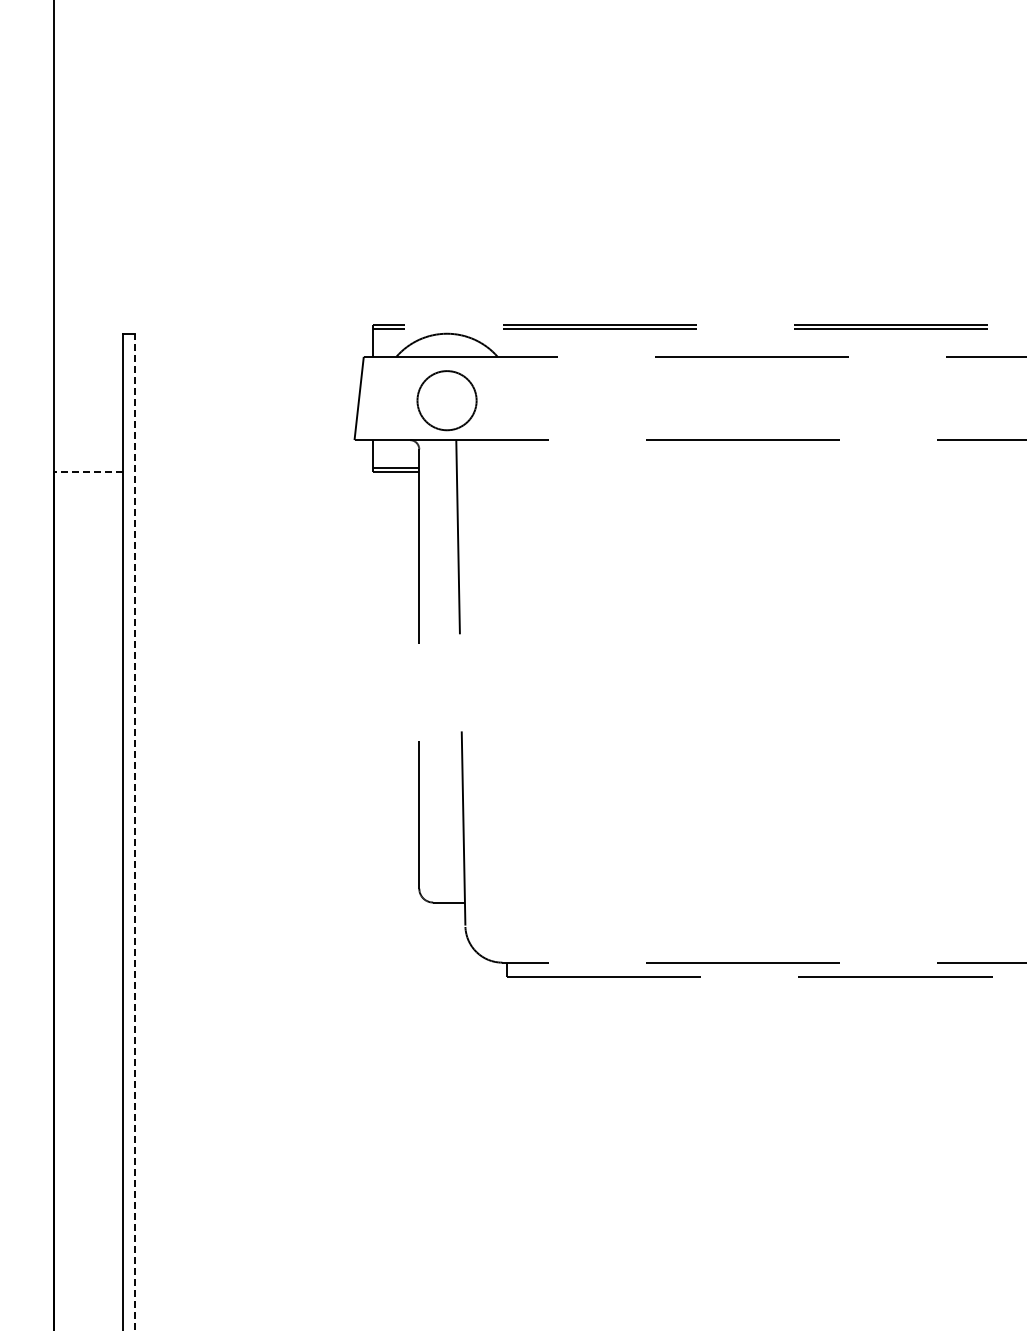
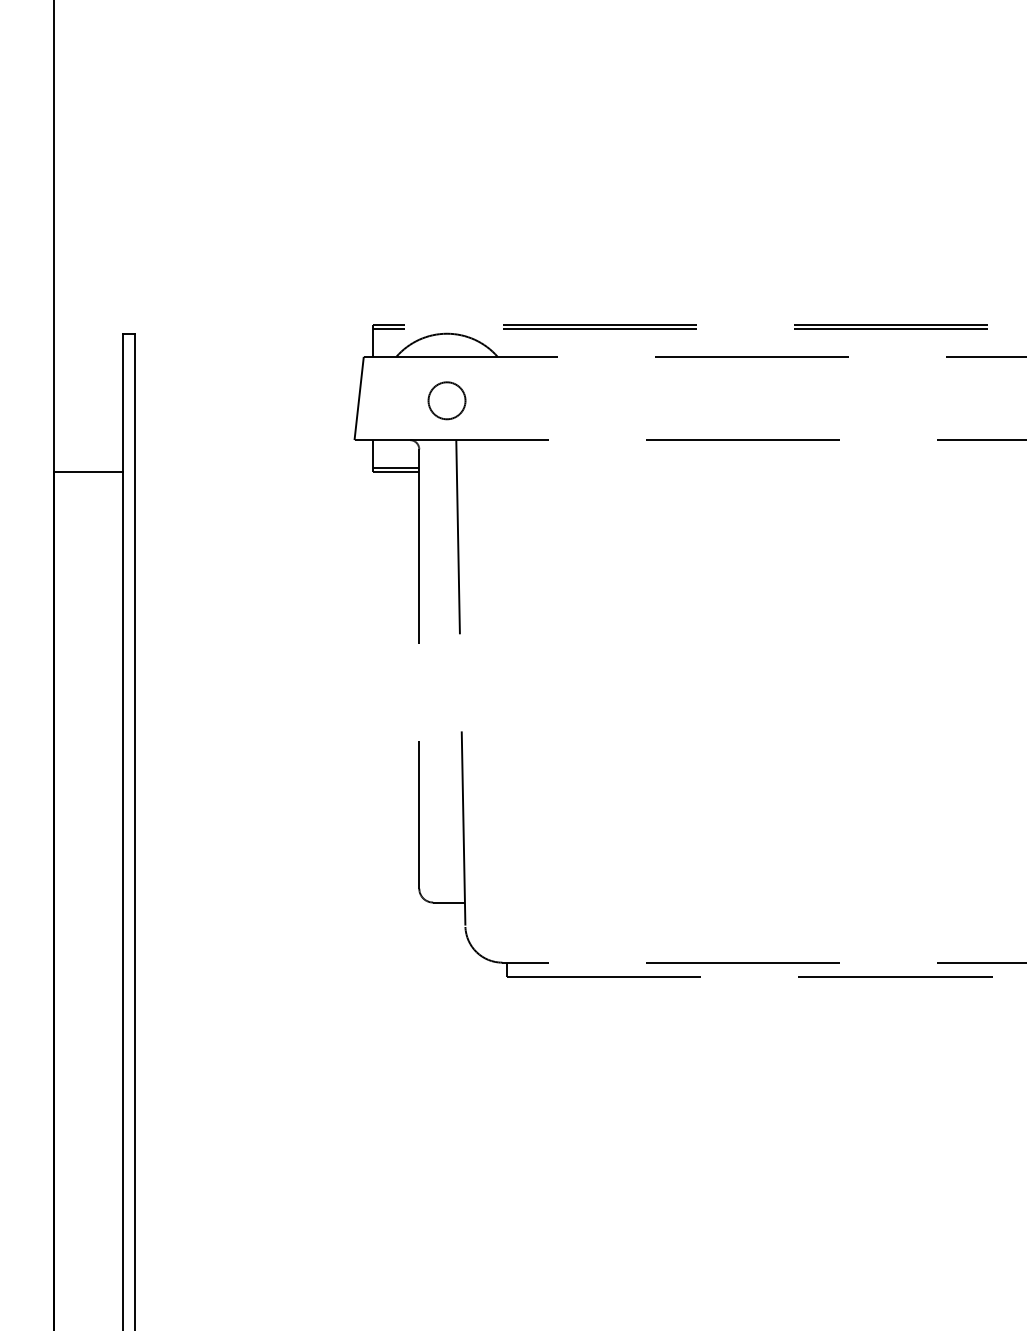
circle size: 62x62 px -> 40x40 px (446, 400)
line: dashed -> solid (88, 472)
line: dashed -> solid (134, 831)
